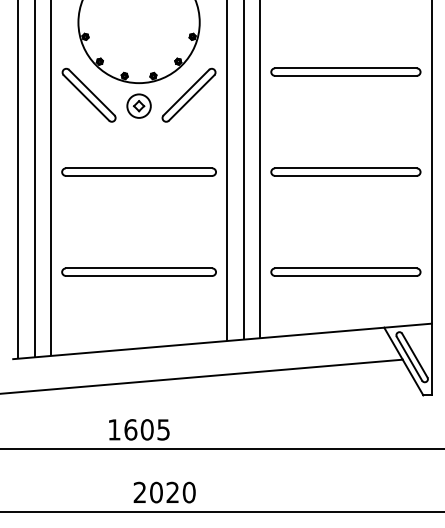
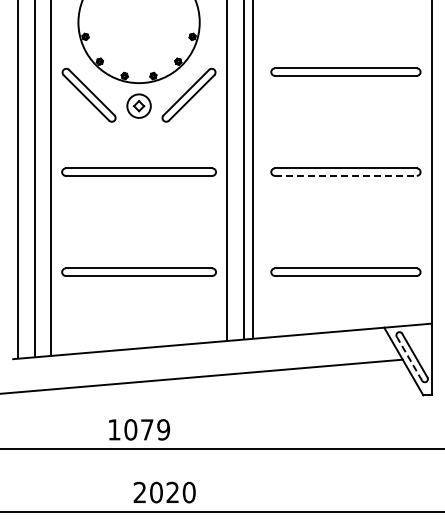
line position: (260, 169) -> (253, 169) (253, 169)
line: solid -> dashed (345, 175)
line: solid -> dashed (409, 358)
text: 1605 -> 1079 (147, 429)
